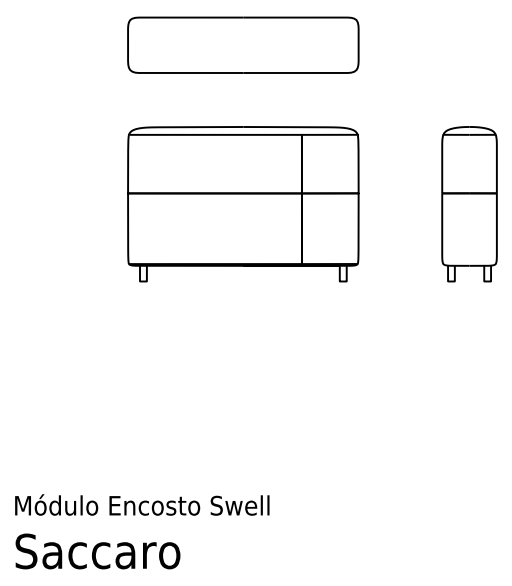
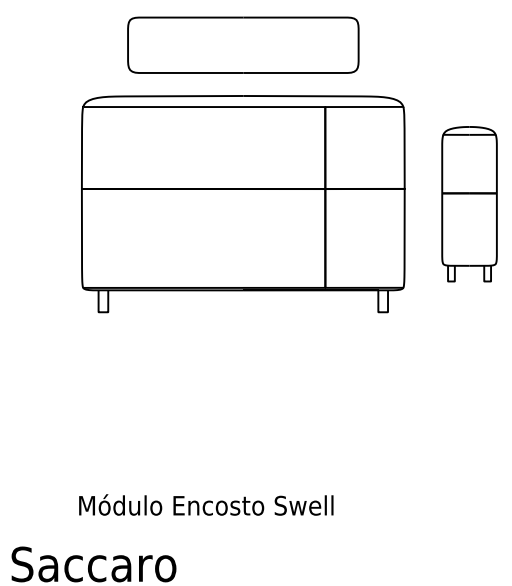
part size: 233x157 px -> 325x219 px (243, 204)
text position: (142, 504) -> (206, 504) (206, 504)
text position: (97, 551) -> (93, 564) (93, 564)
